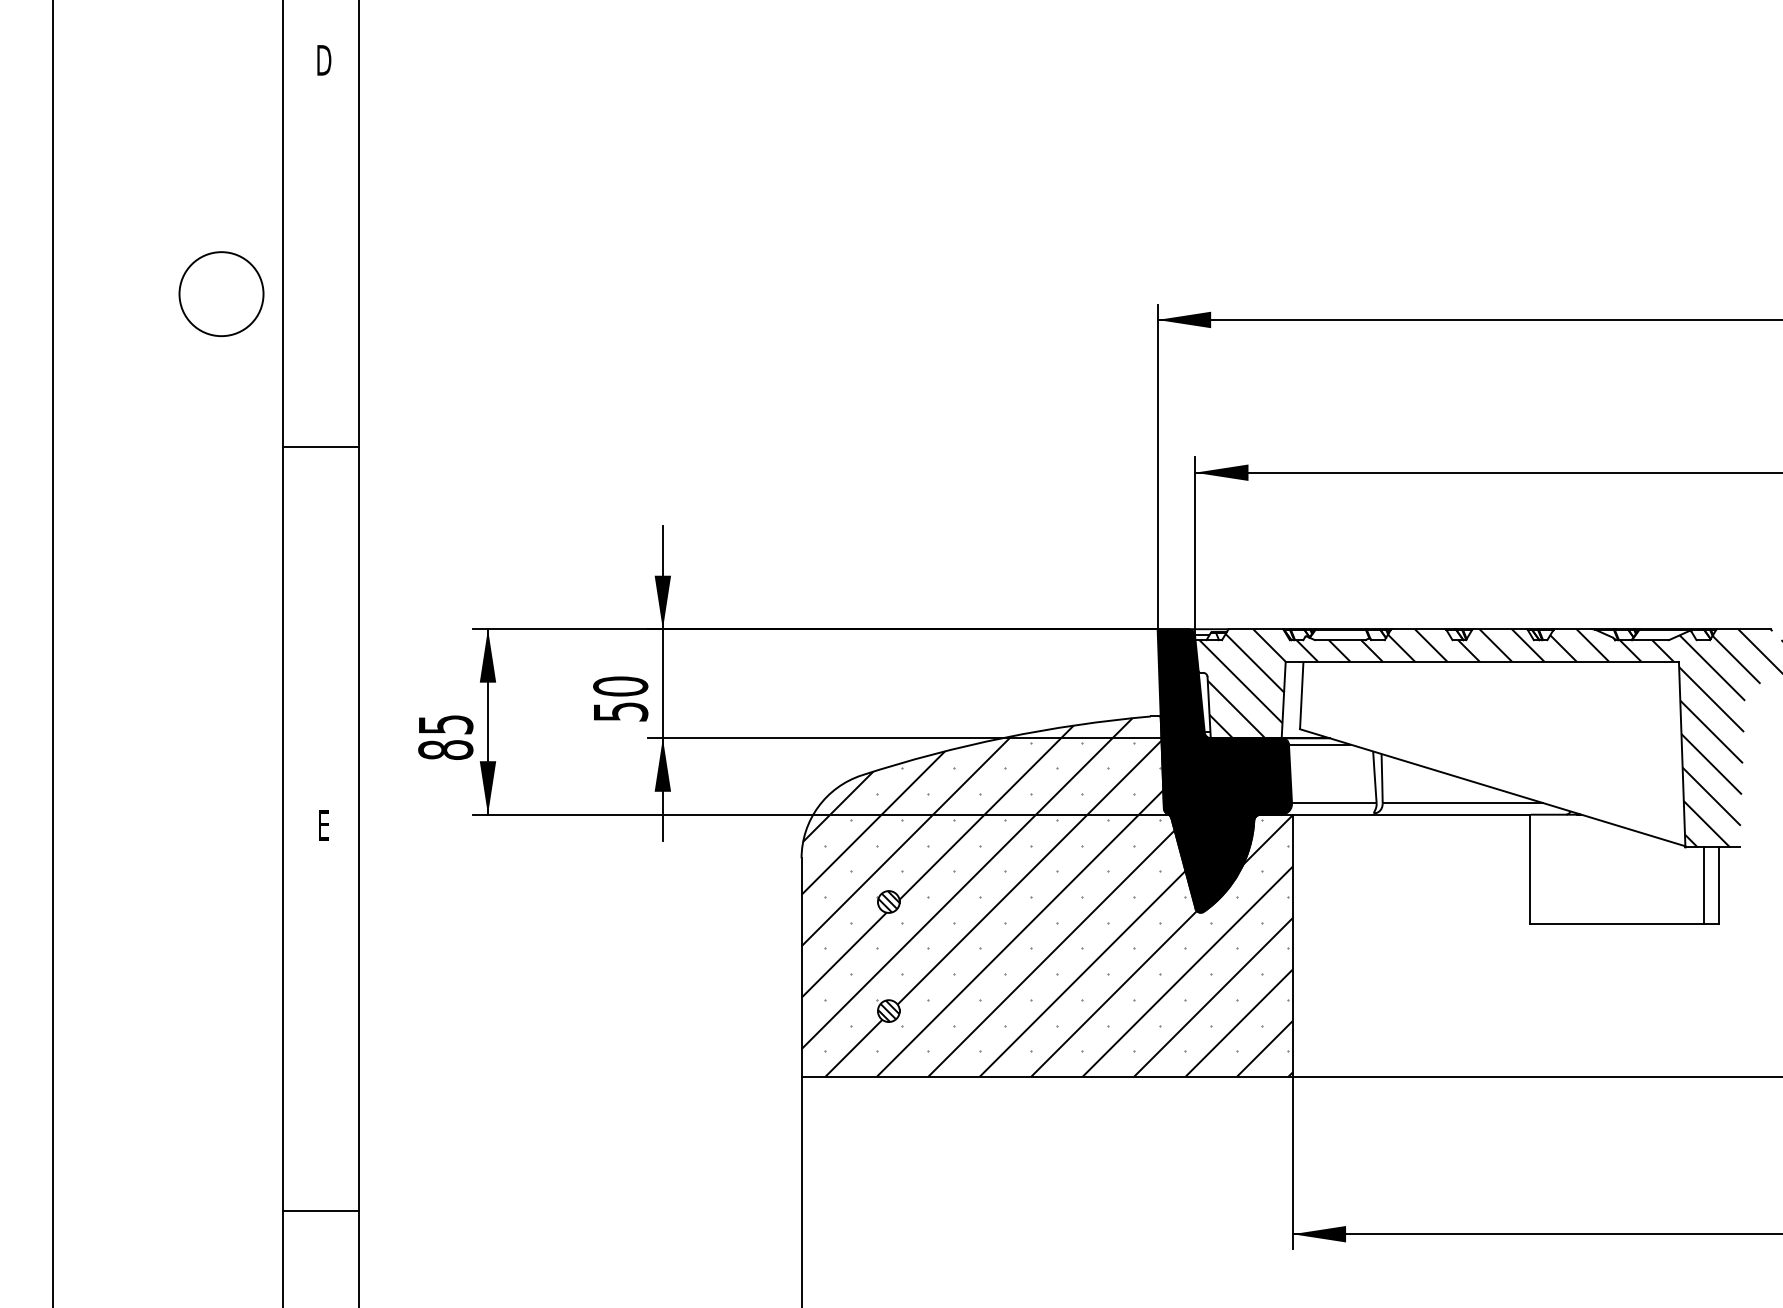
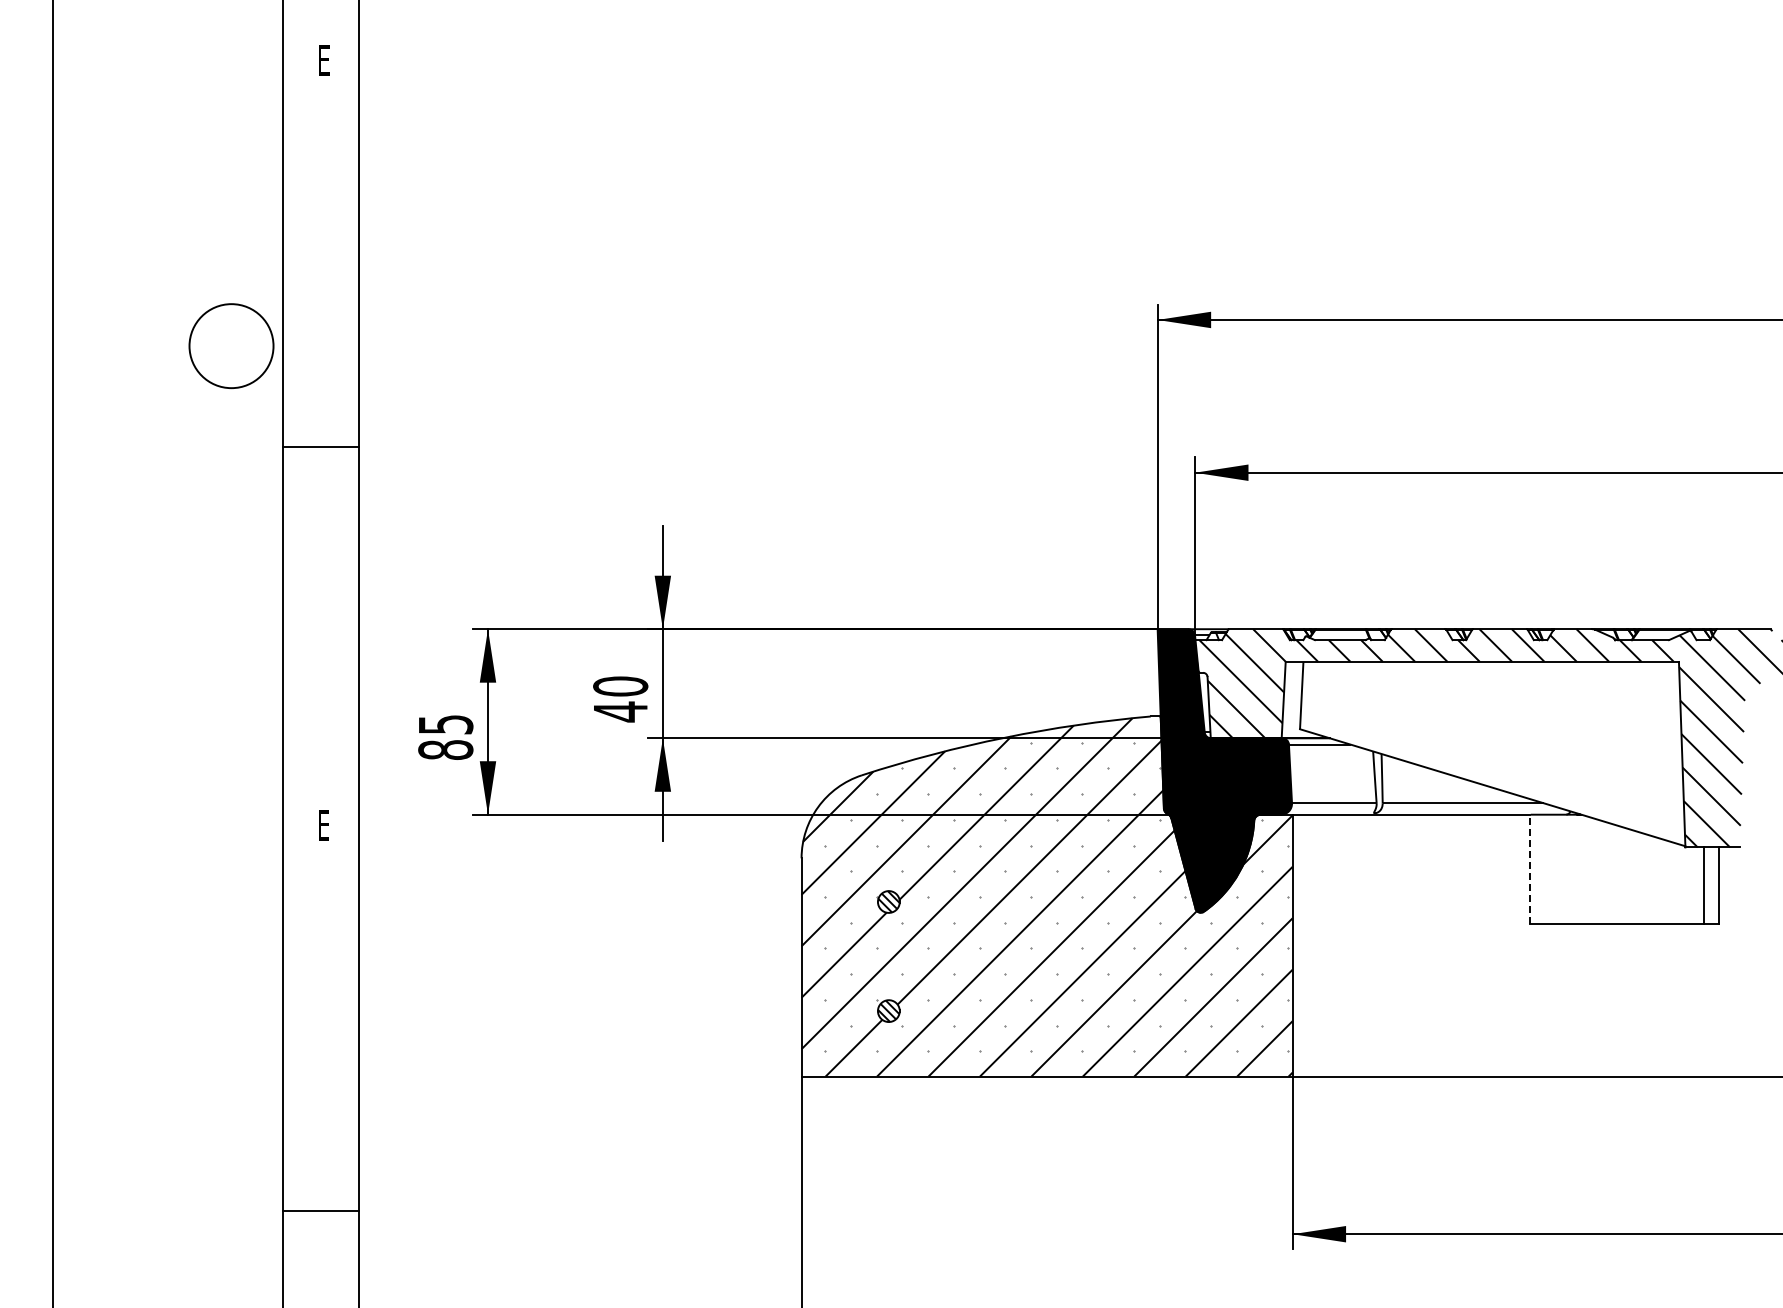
text: D -> E (324, 60)
circle position: (221, 294) -> (231, 346) (231, 346)
text: 50 -> 40 (621, 711)
line: solid -> dashed (1530, 869)
